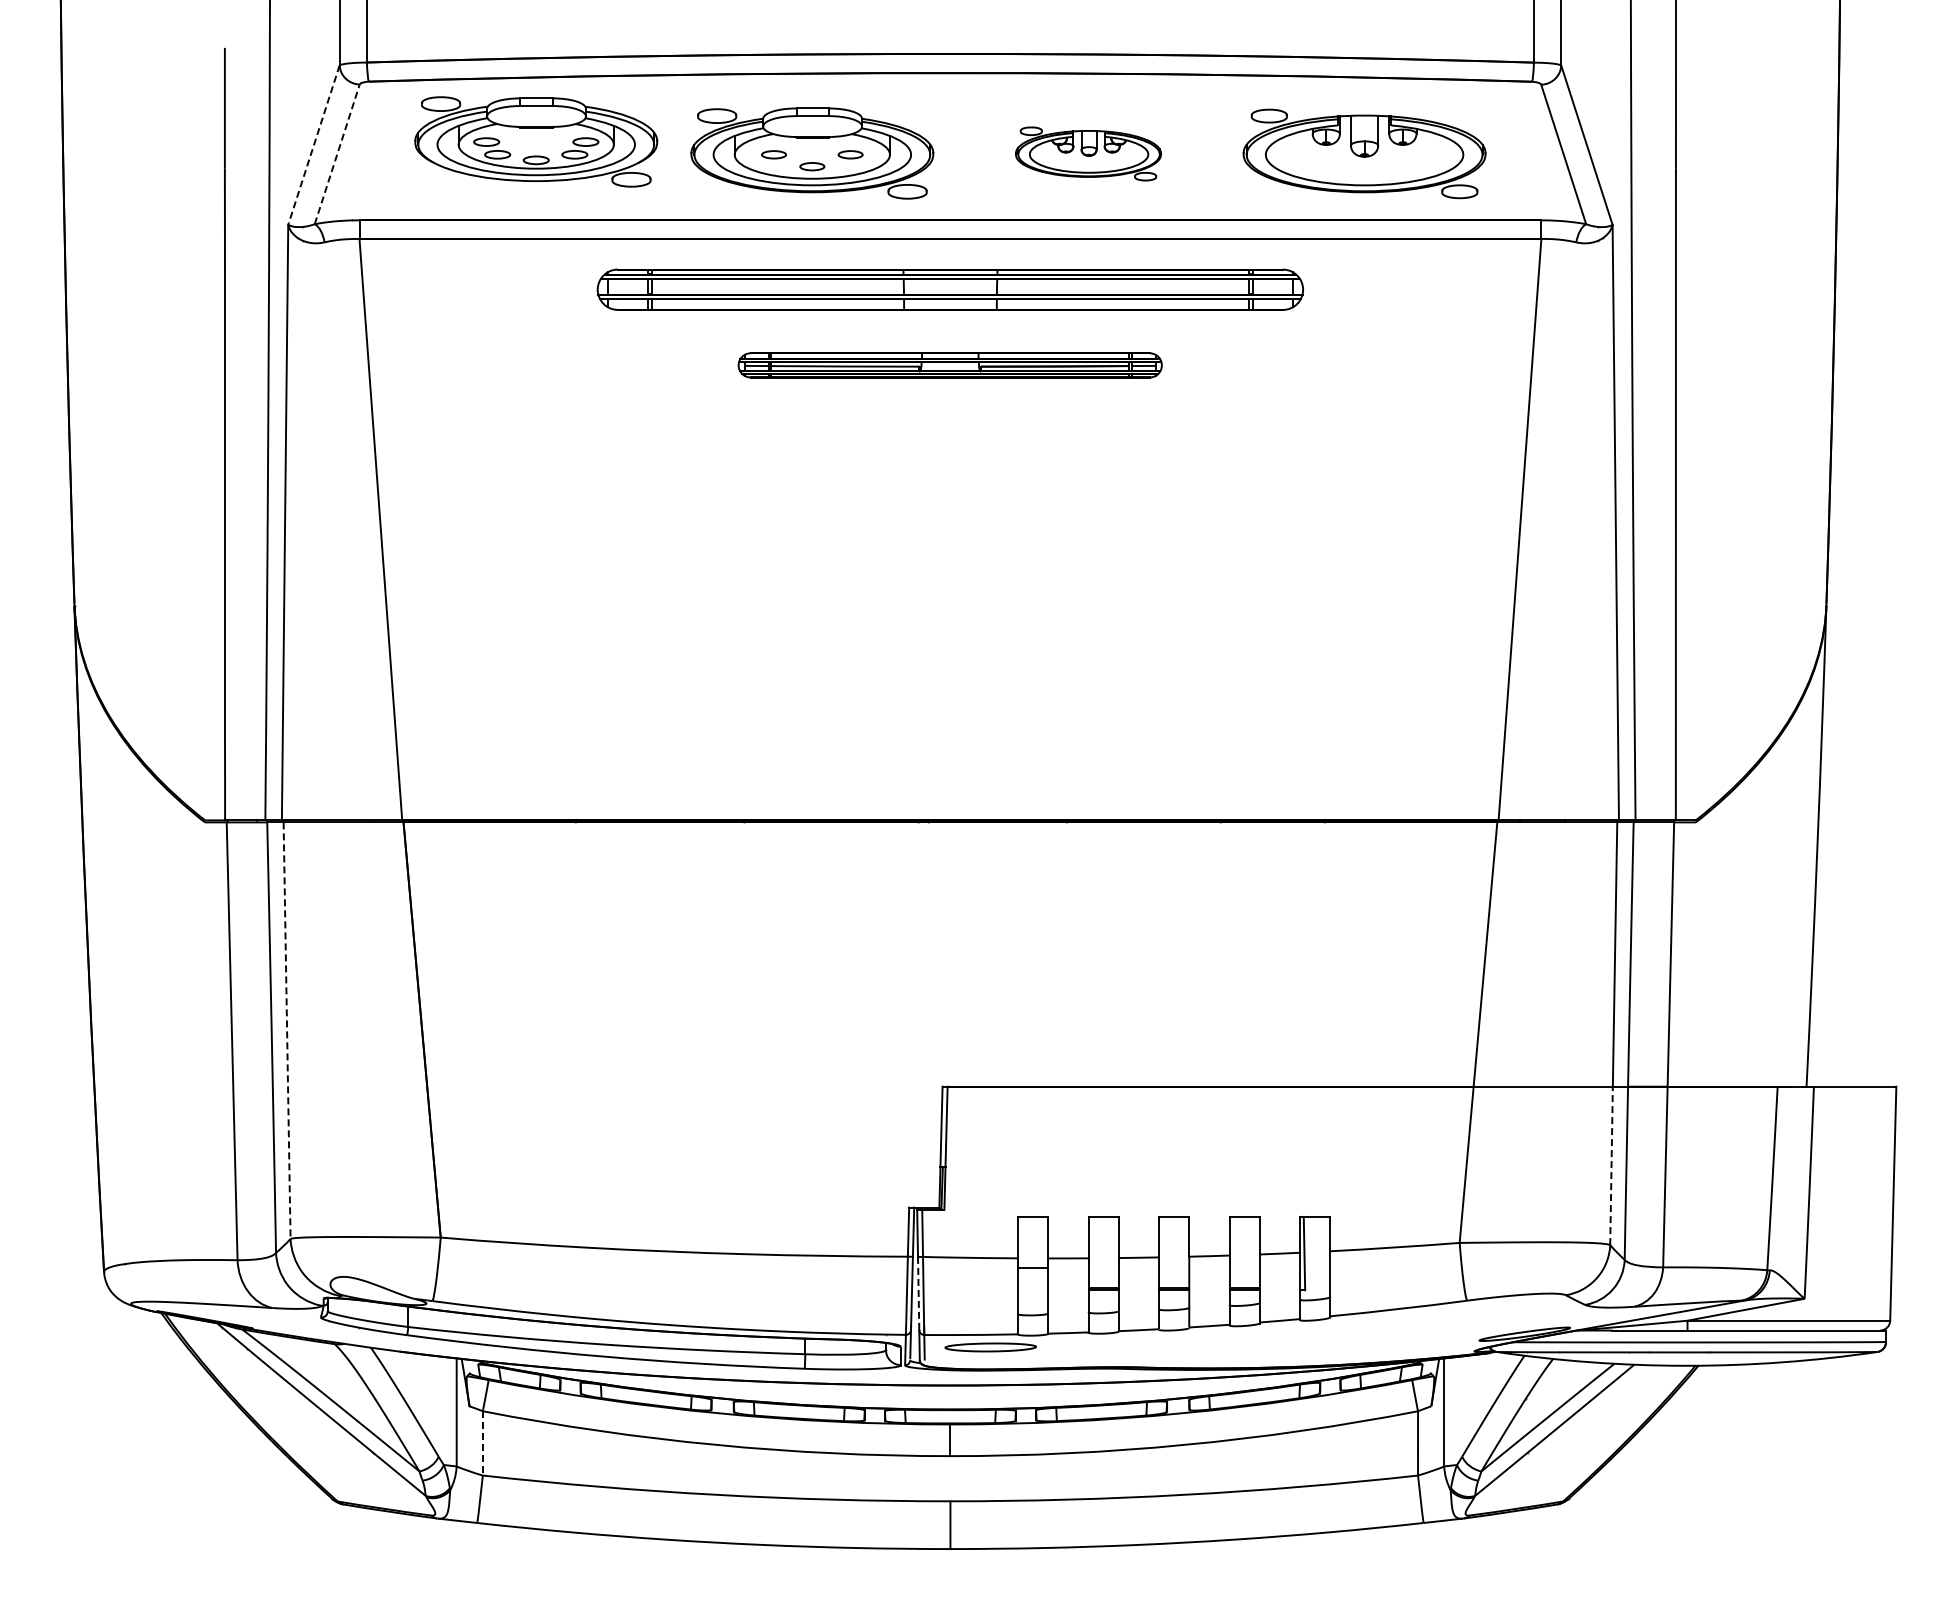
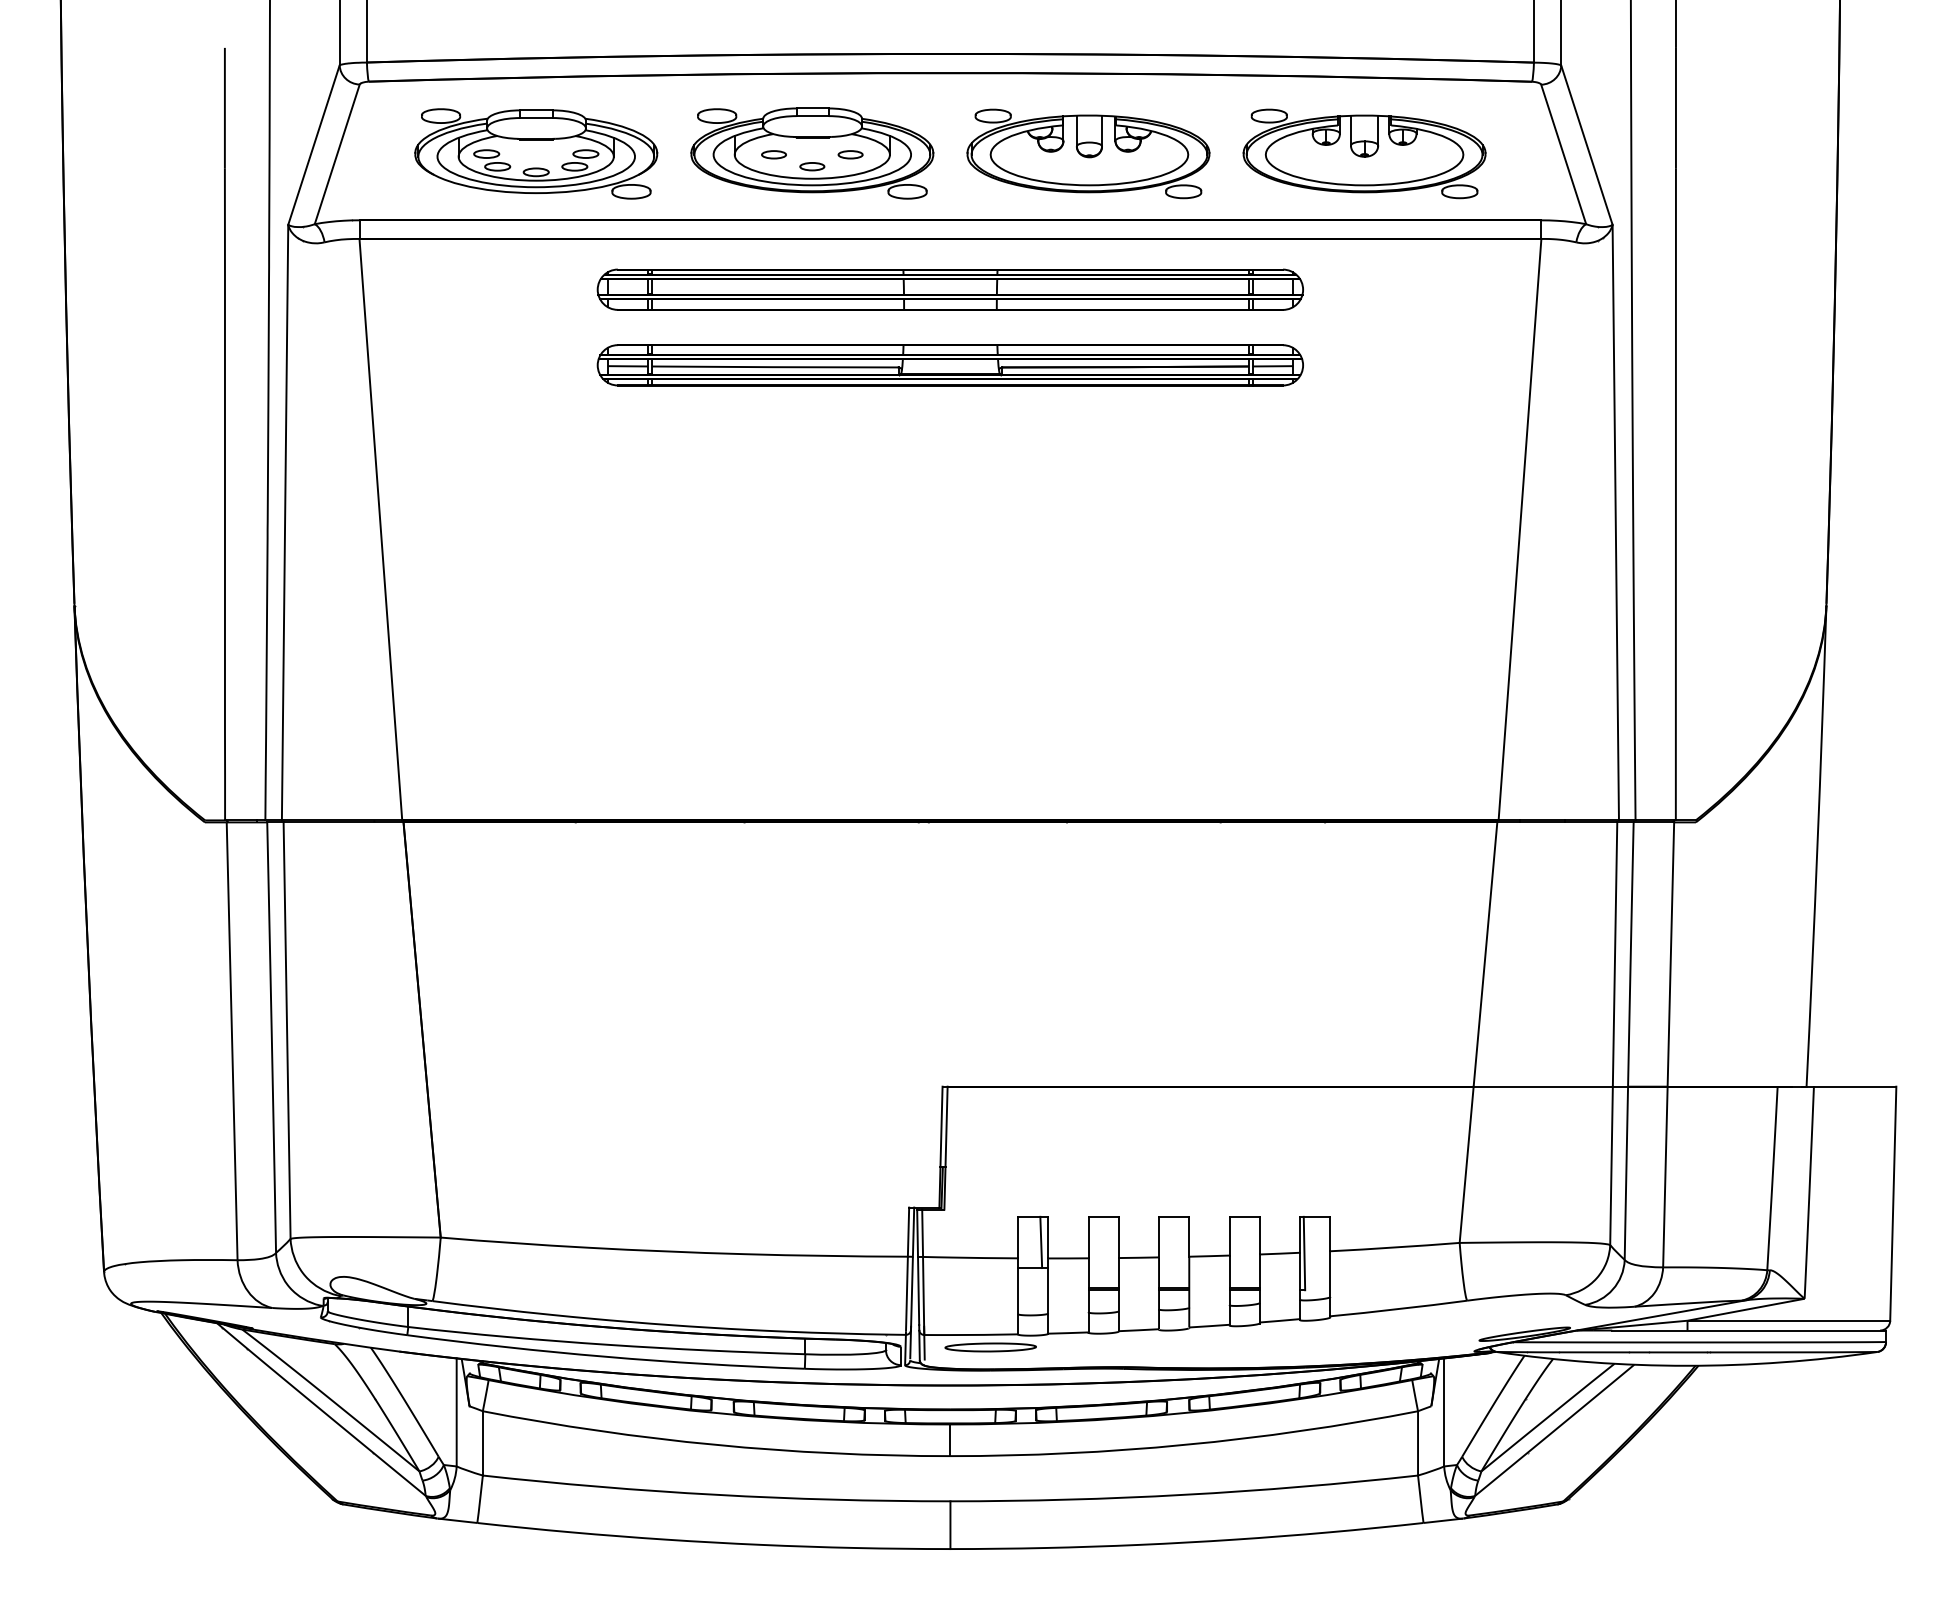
part position: (536, 141) -> (536, 153) (536, 153)
line: dashed -> solid (313, 145)
line: dashed -> solid (337, 153)
part size: 147x56 px -> 245x92 px (1088, 153)
part size: 426x27 px -> 708x43 px (949, 365)
line: dashed -> solid (287, 1031)
line: dashed -> solid (1611, 1165)
line: none -> present (1041, 1242)
line: dashed -> solid (918, 1291)
line: dashed -> solid (482, 1443)
